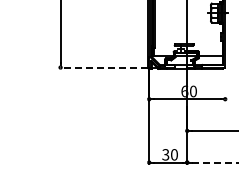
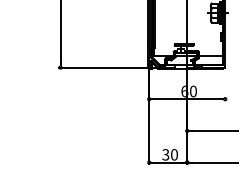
line: dashed -> solid (103, 67)
line: dashed -> solid (215, 162)
